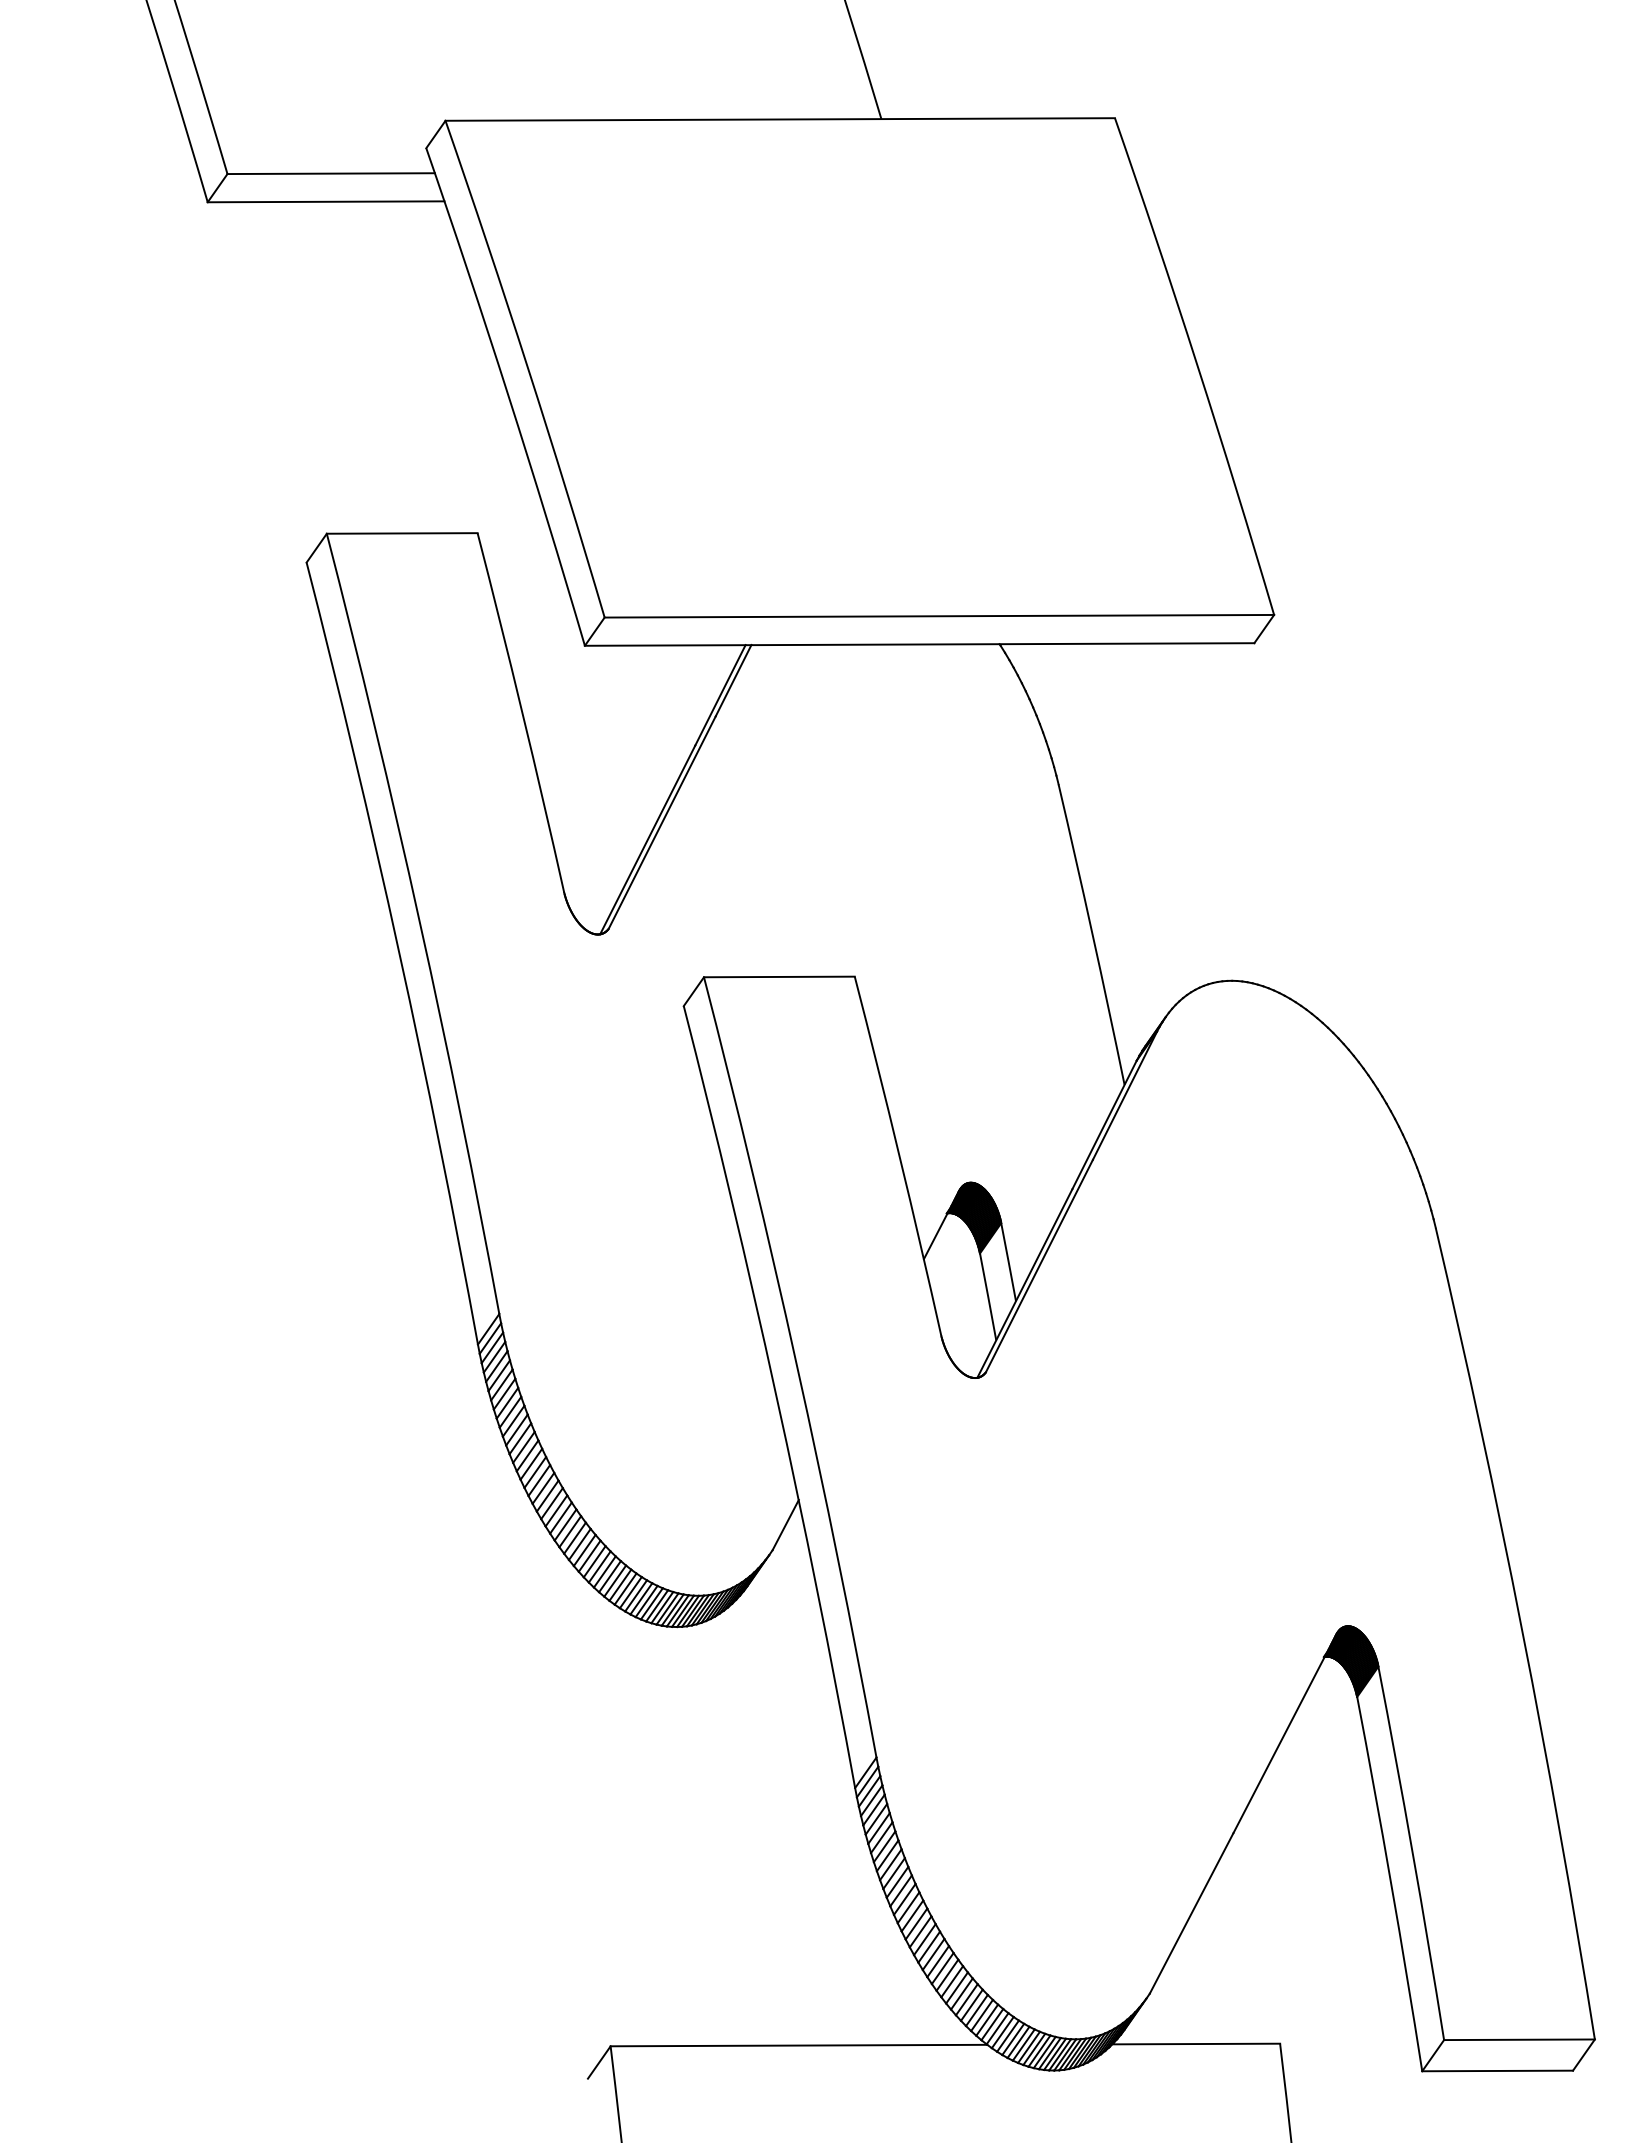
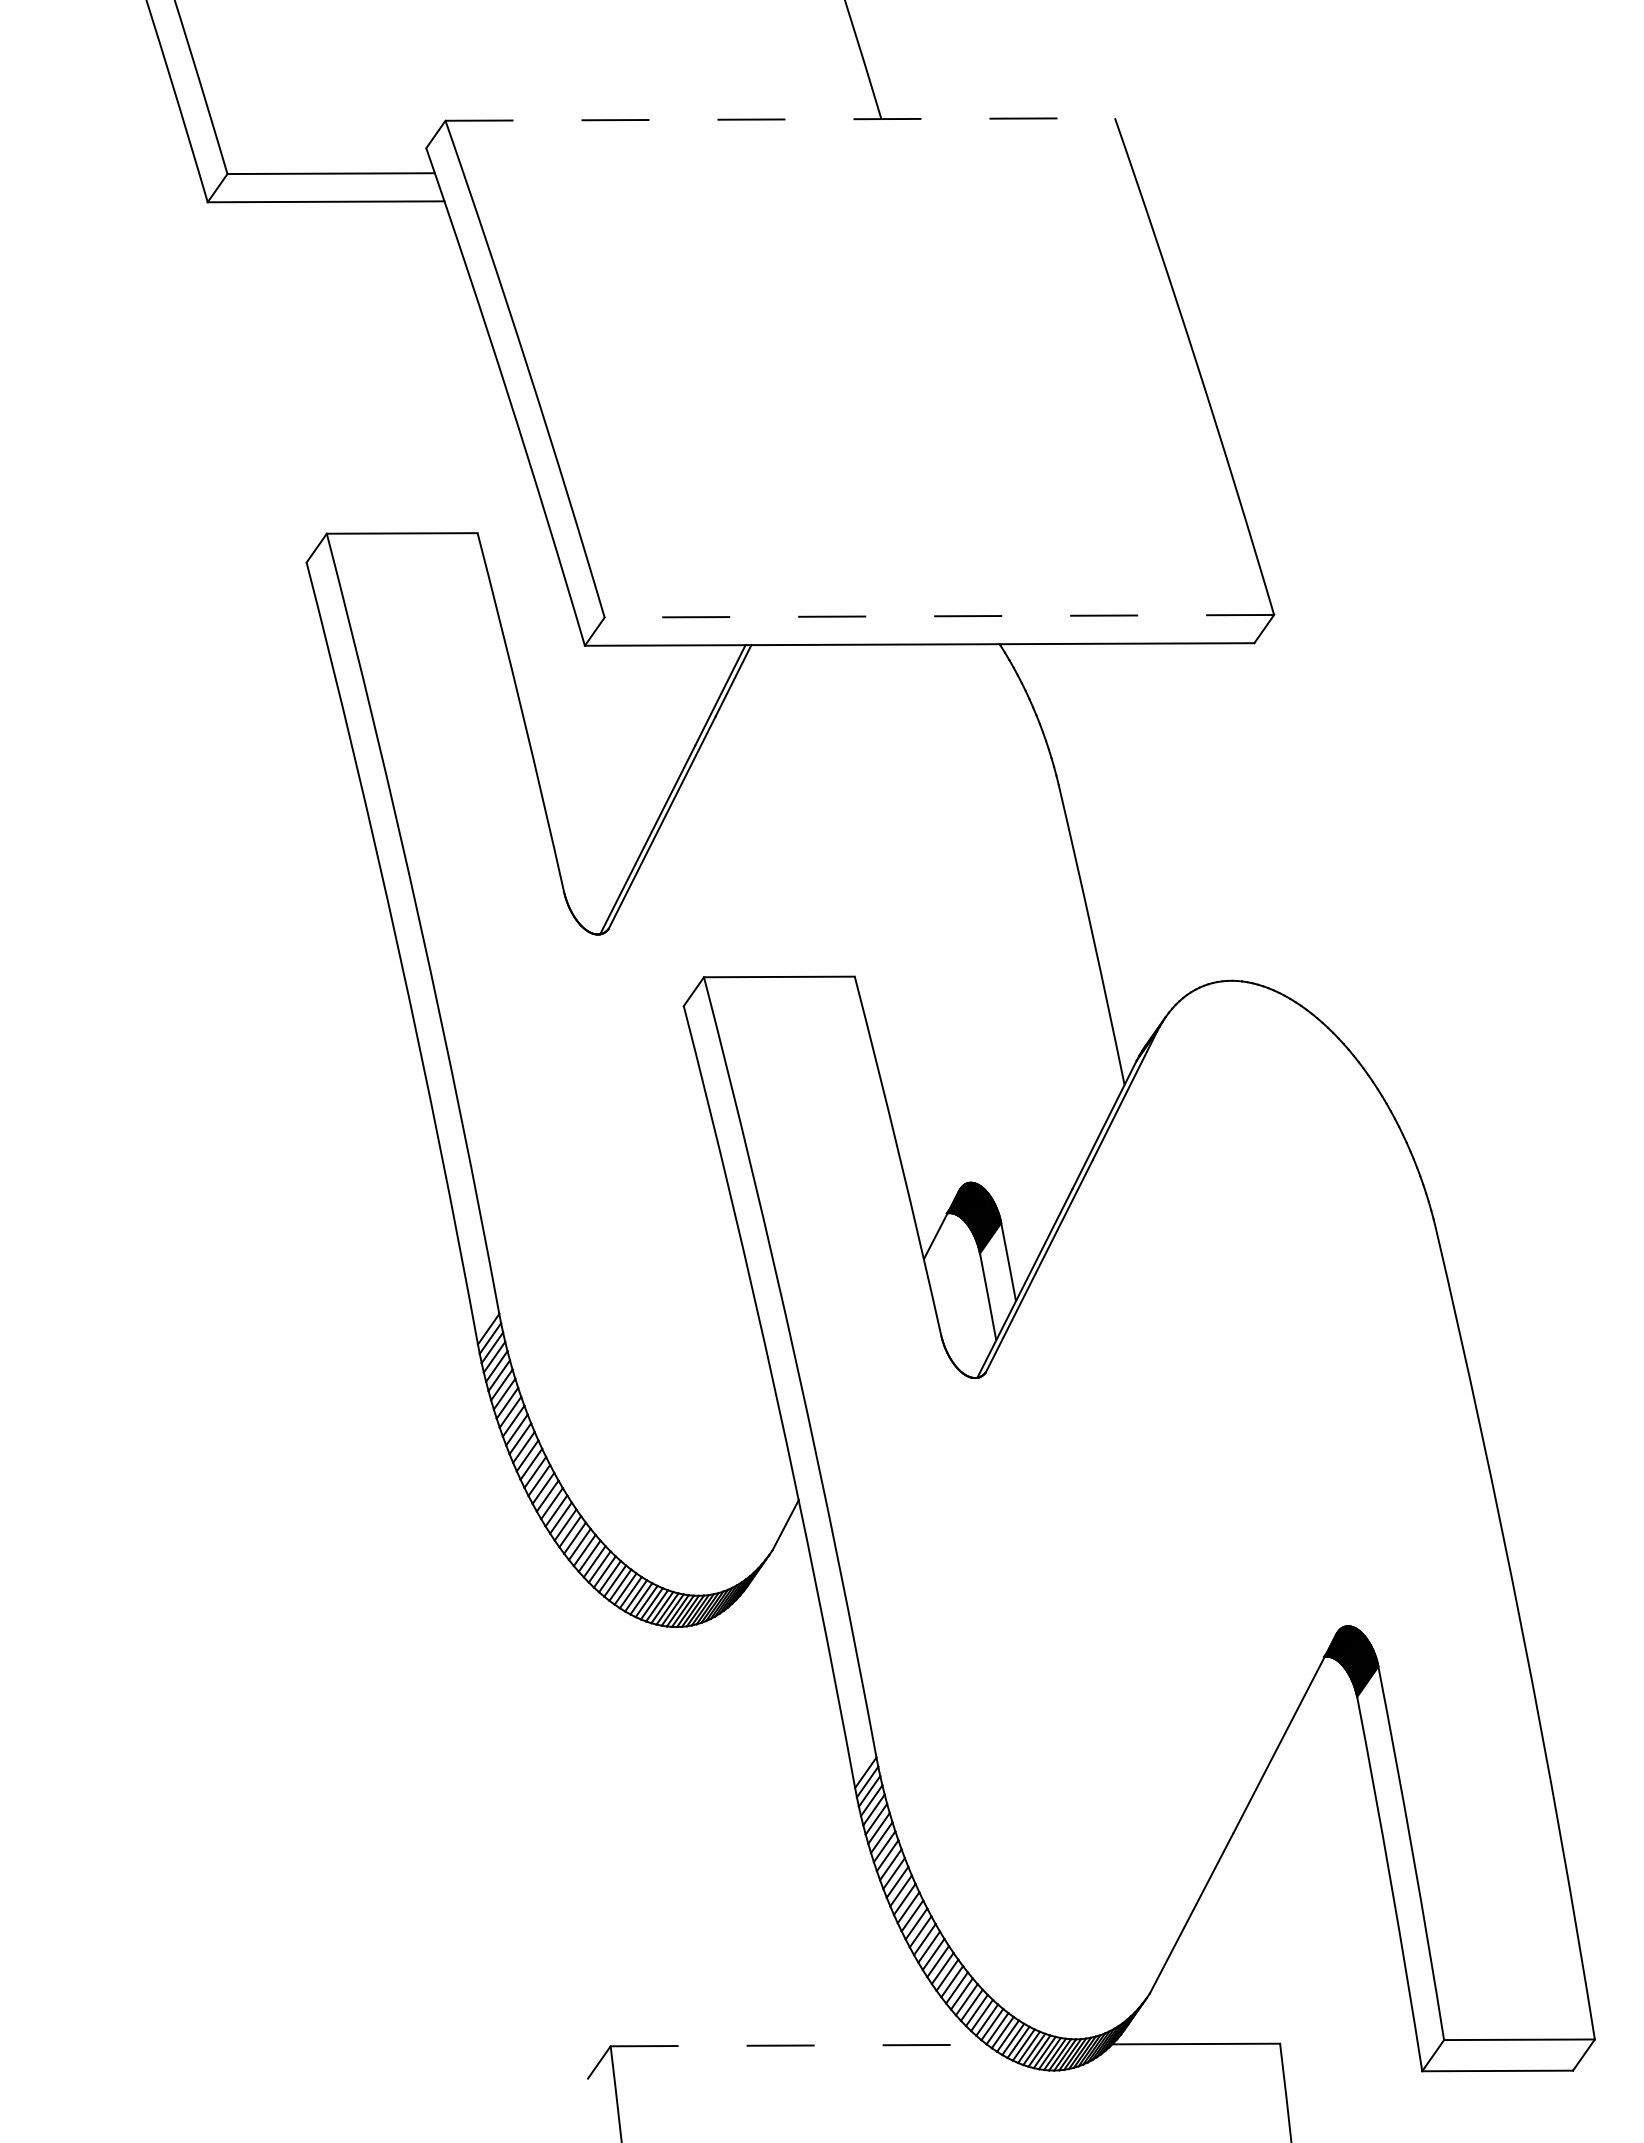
line: solid -> dashed (780, 119)
line: solid -> dashed (939, 616)
line: solid -> dashed (799, 2045)
